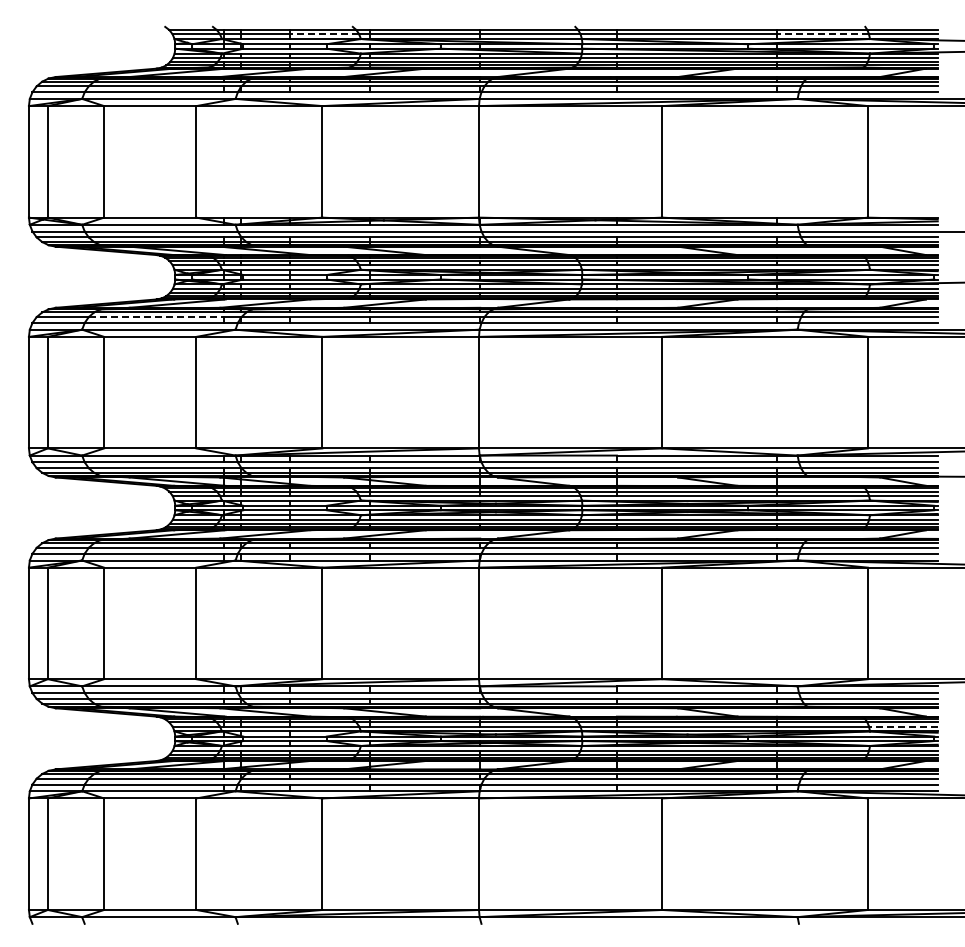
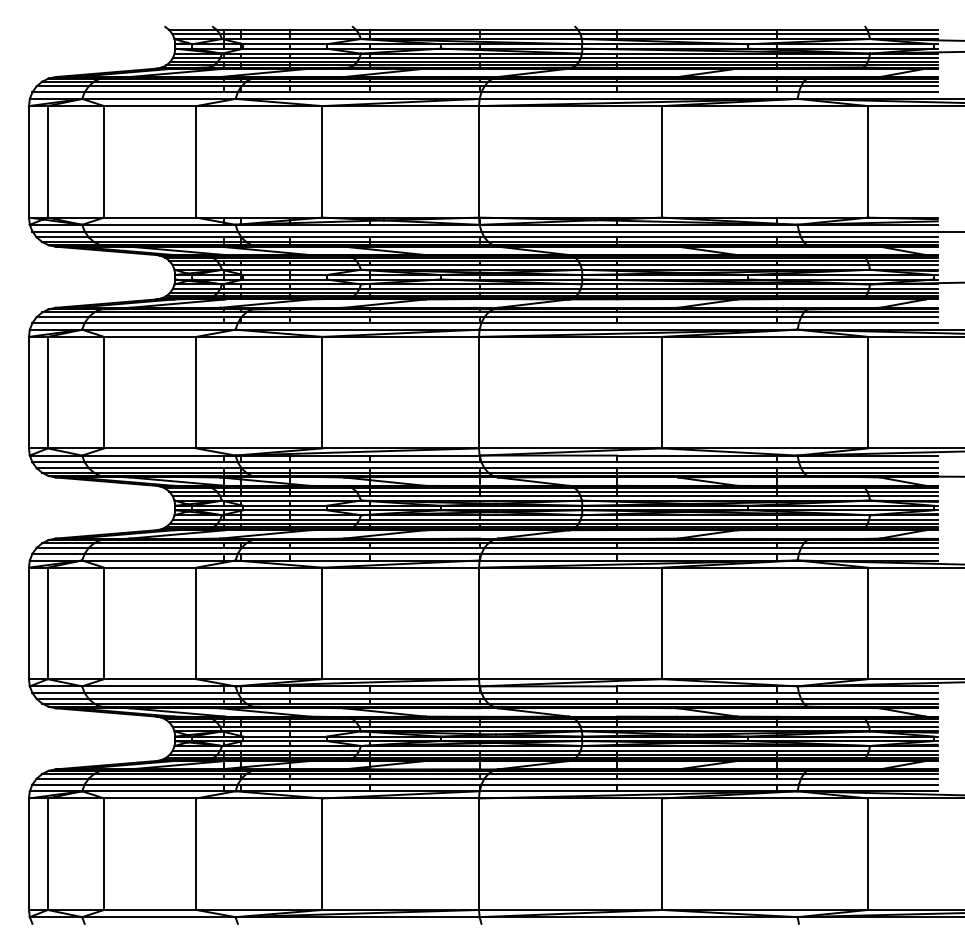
line: dashed -> solid (324, 34)
line: dashed -> solid (822, 34)
line: dashed -> solid (156, 317)
line: dashed -> solid (902, 726)
